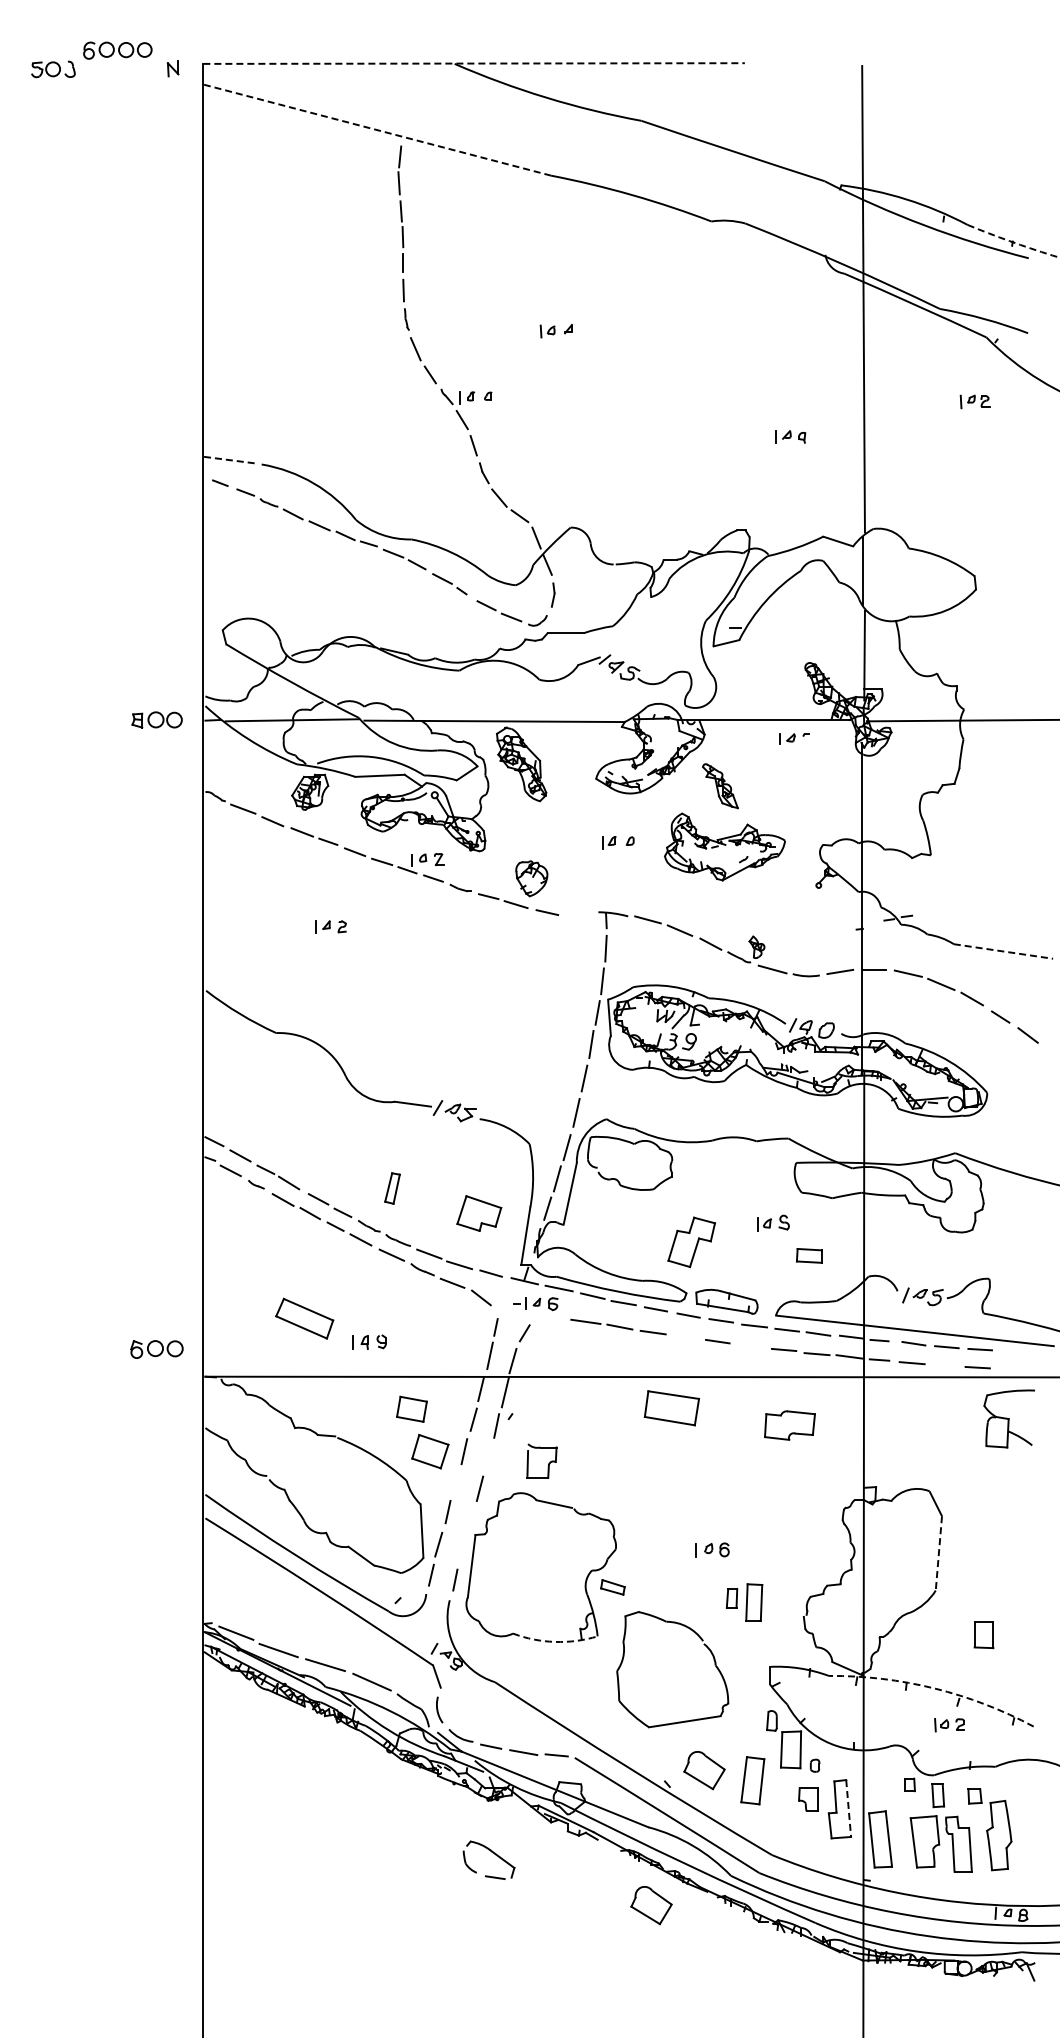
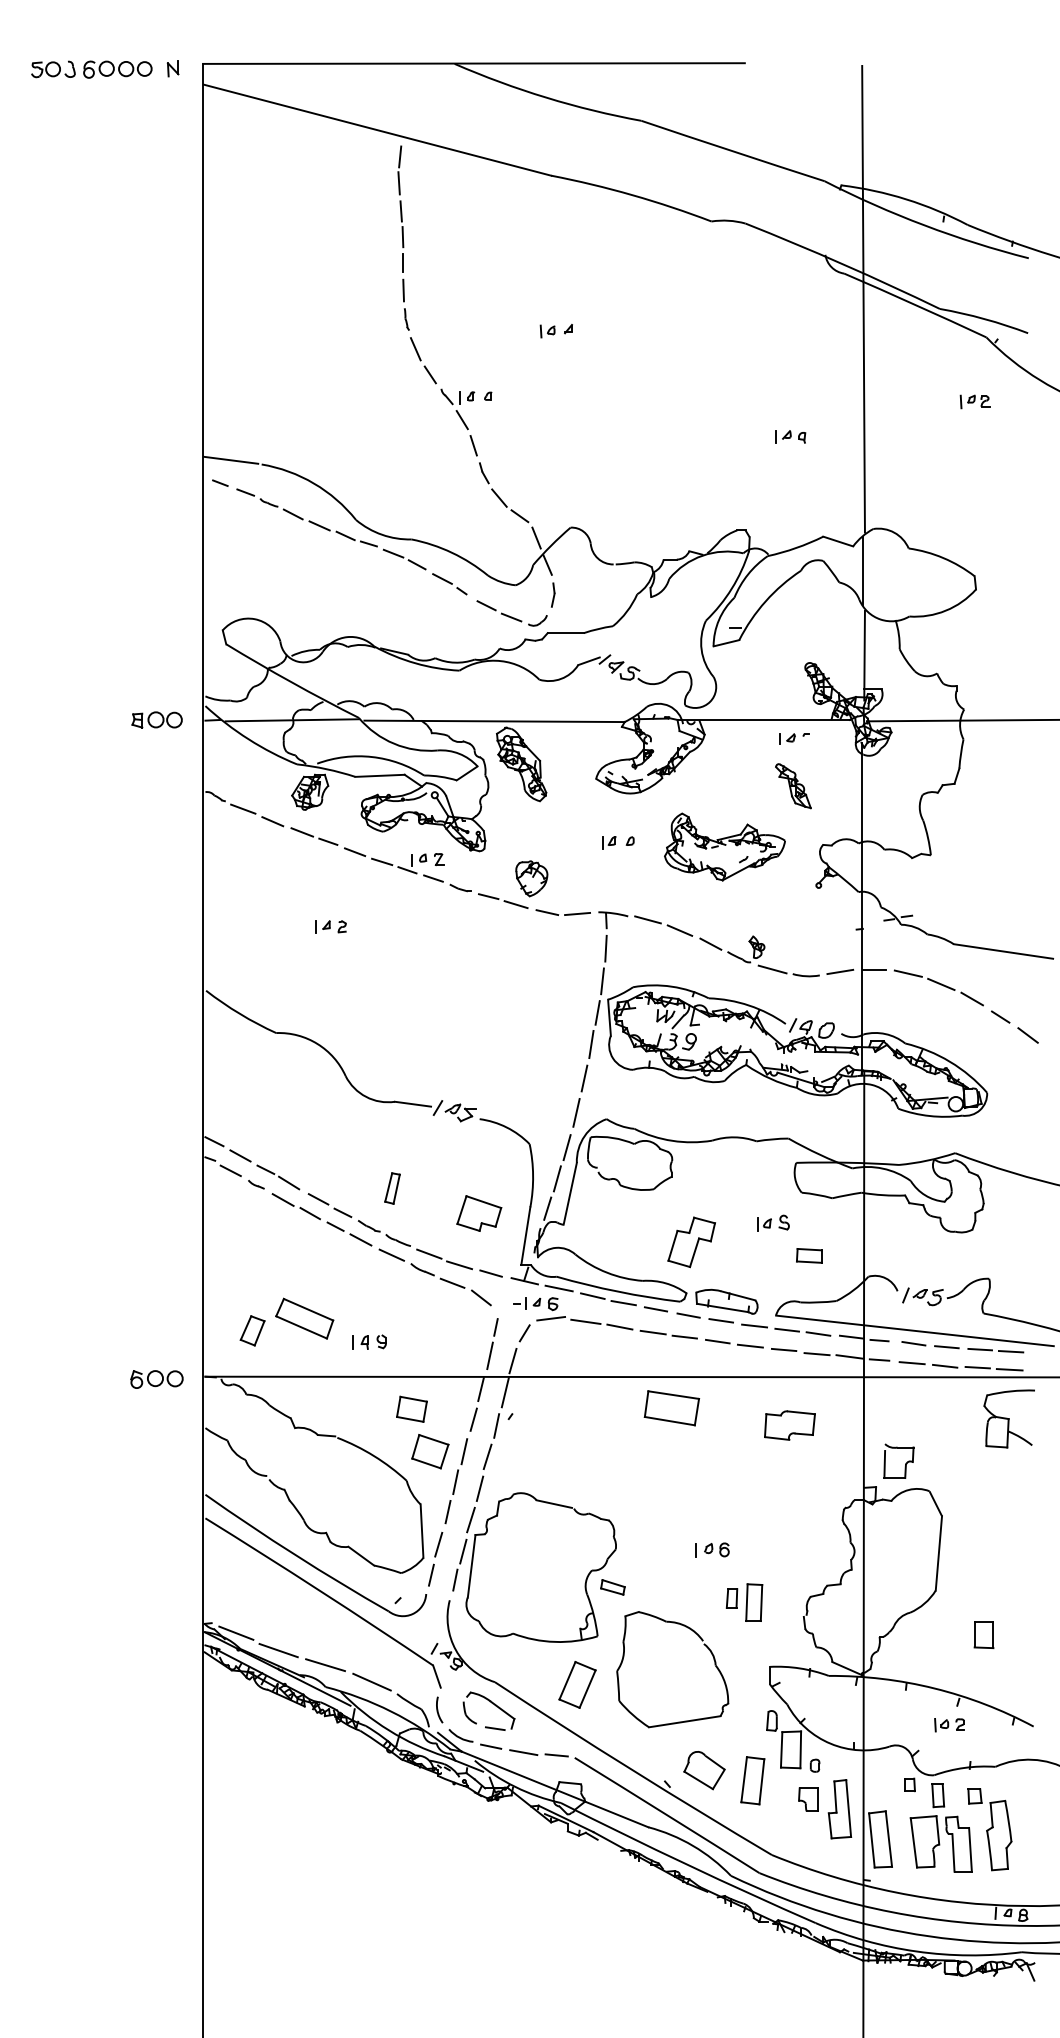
part position: (117, 50) -> (117, 69) (117, 69)
line: dashed -> solid (474, 63)
line: dashed -> solid (377, 130)
arc: dashed -> solid (1013, 242)
line: dashed -> solid (231, 460)
part position: (720, 786) -> (793, 786) (793, 786)
line: none -> present (577, 913)
line: dashed -> solid (1003, 951)
line: none -> present (551, 1318)
part: none -> present (252, 1330)
line: none -> present (684, 1336)
line: none -> present (749, 1345)
part position: (156, 1349) -> (156, 1379) (156, 1379)
line: none -> present (1010, 1351)
line: none -> present (945, 1365)
line: none -> present (1009, 1369)
line: none -> present (487, 1456)
part position: (548, 1463) -> (905, 1463) (905, 1463)
line: none -> present (455, 1482)
line: none -> present (470, 1519)
line: none -> present (463, 1551)
line: dashed -> solid (938, 1553)
arc: dashed -> solid (555, 1641)
part: none -> present (577, 1684)
arc: dashed -> solid (934, 1688)
line: dashed -> solid (848, 1808)
part position: (492, 1853) -> (492, 1704) (492, 1704)
part: present -> none (651, 1905)
